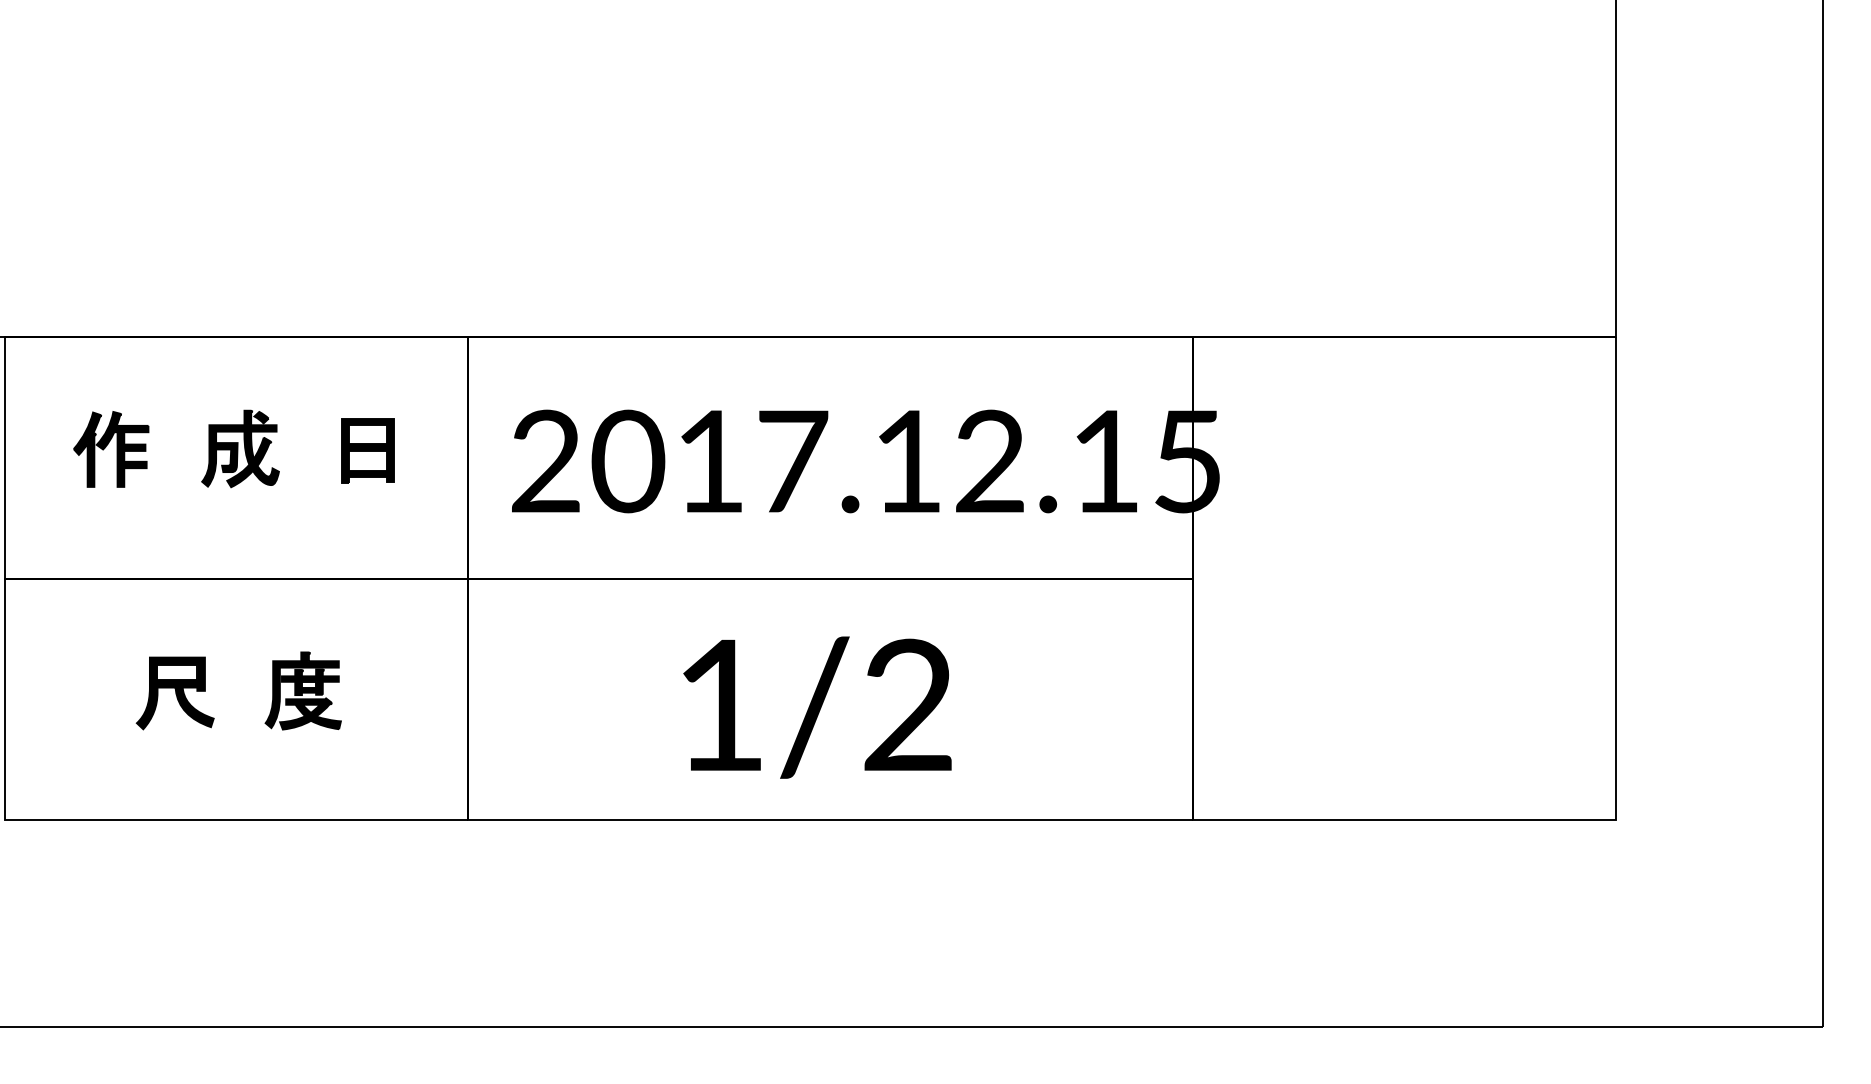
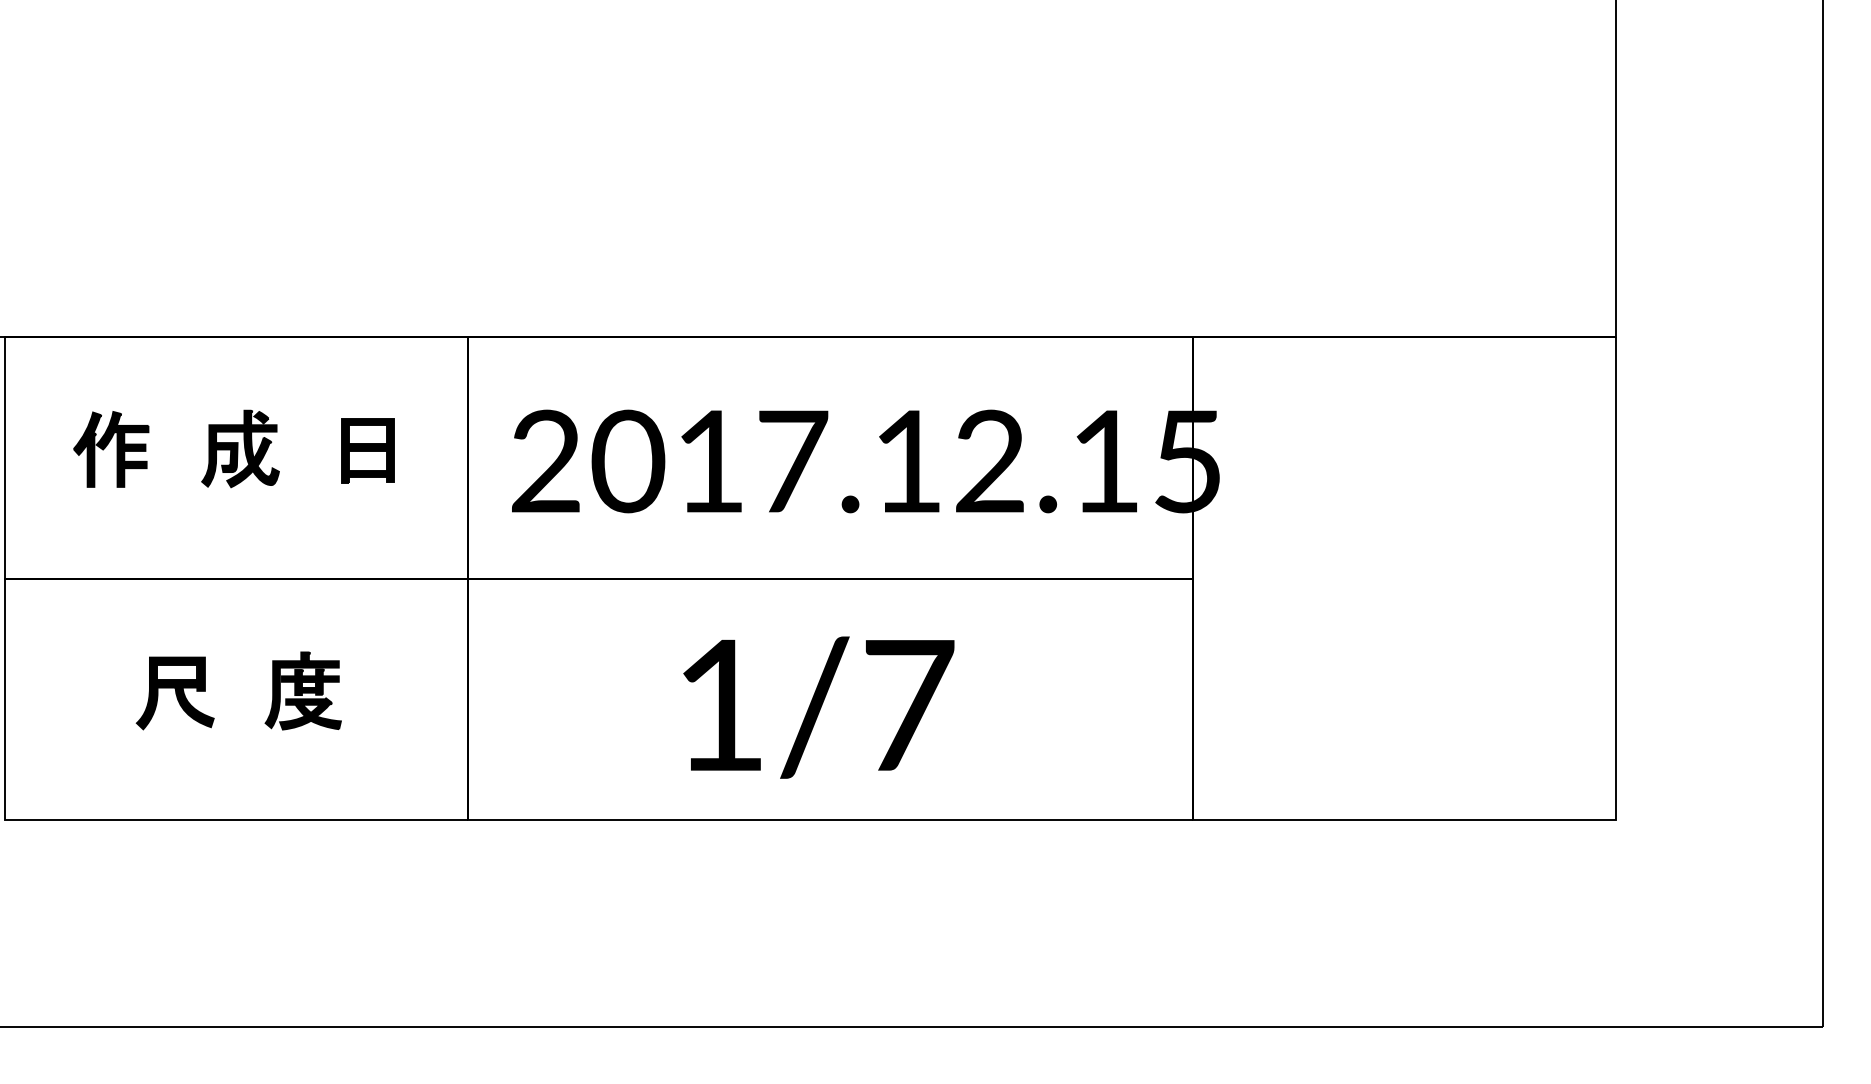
text: 1/2 -> 1/7 (909, 704)
